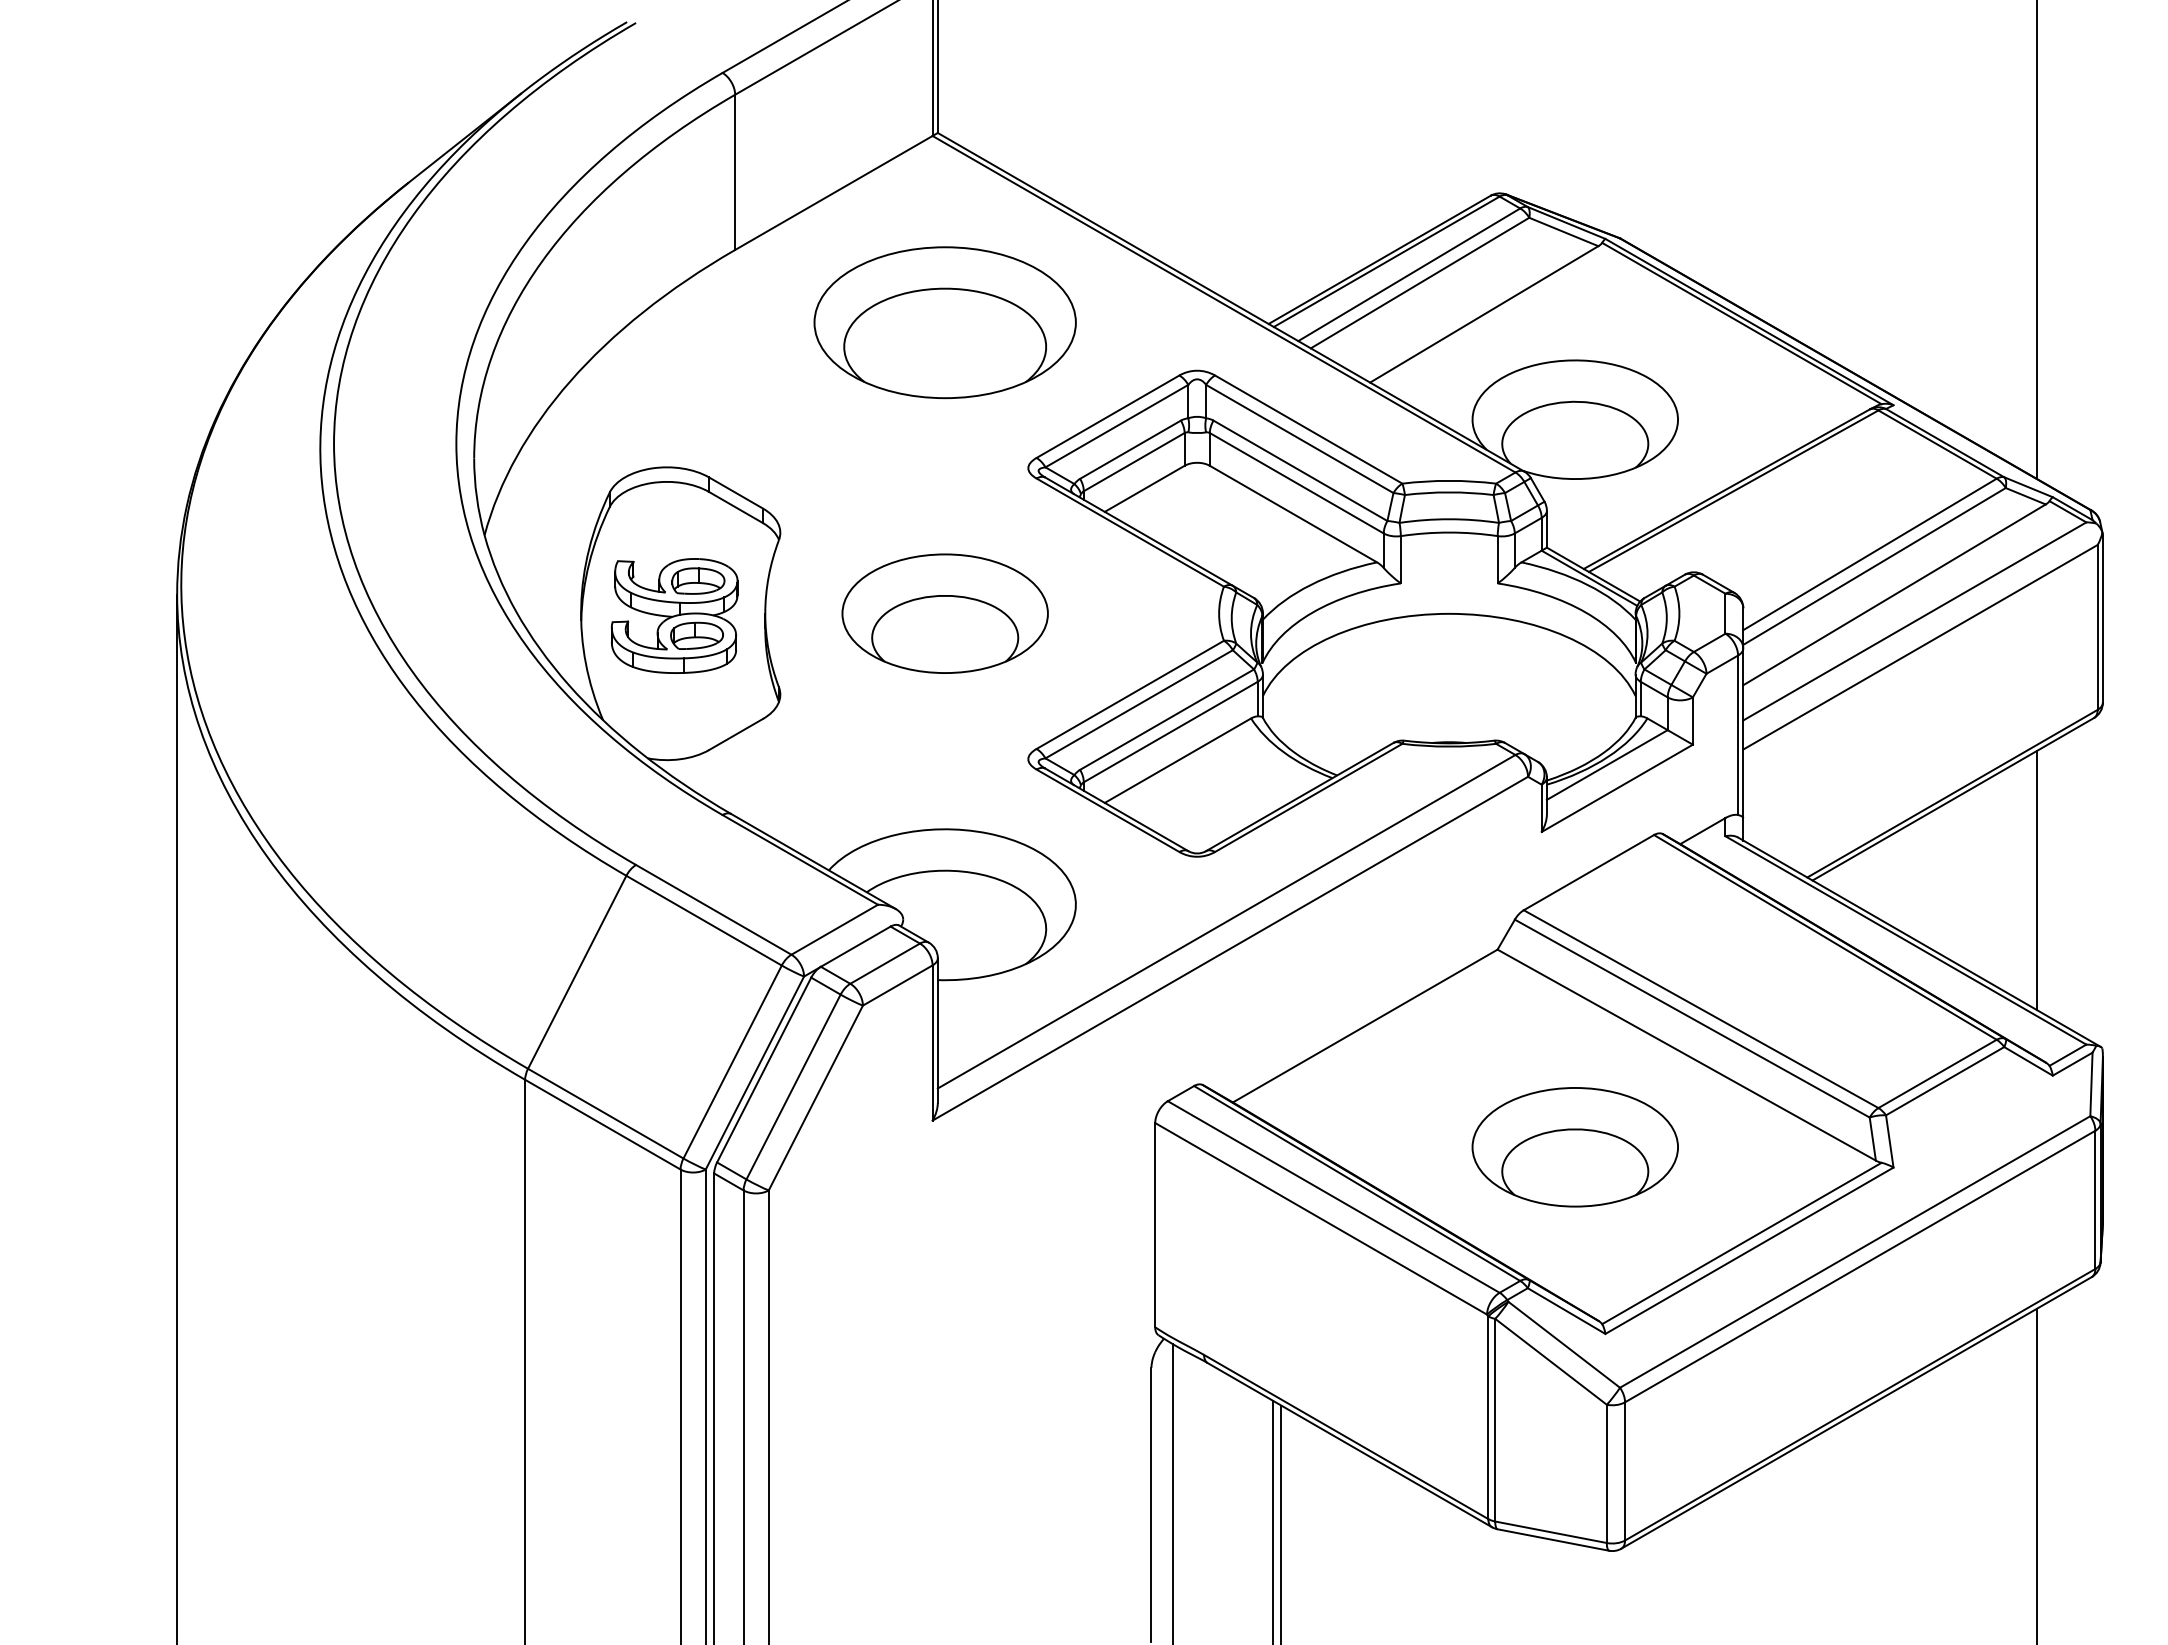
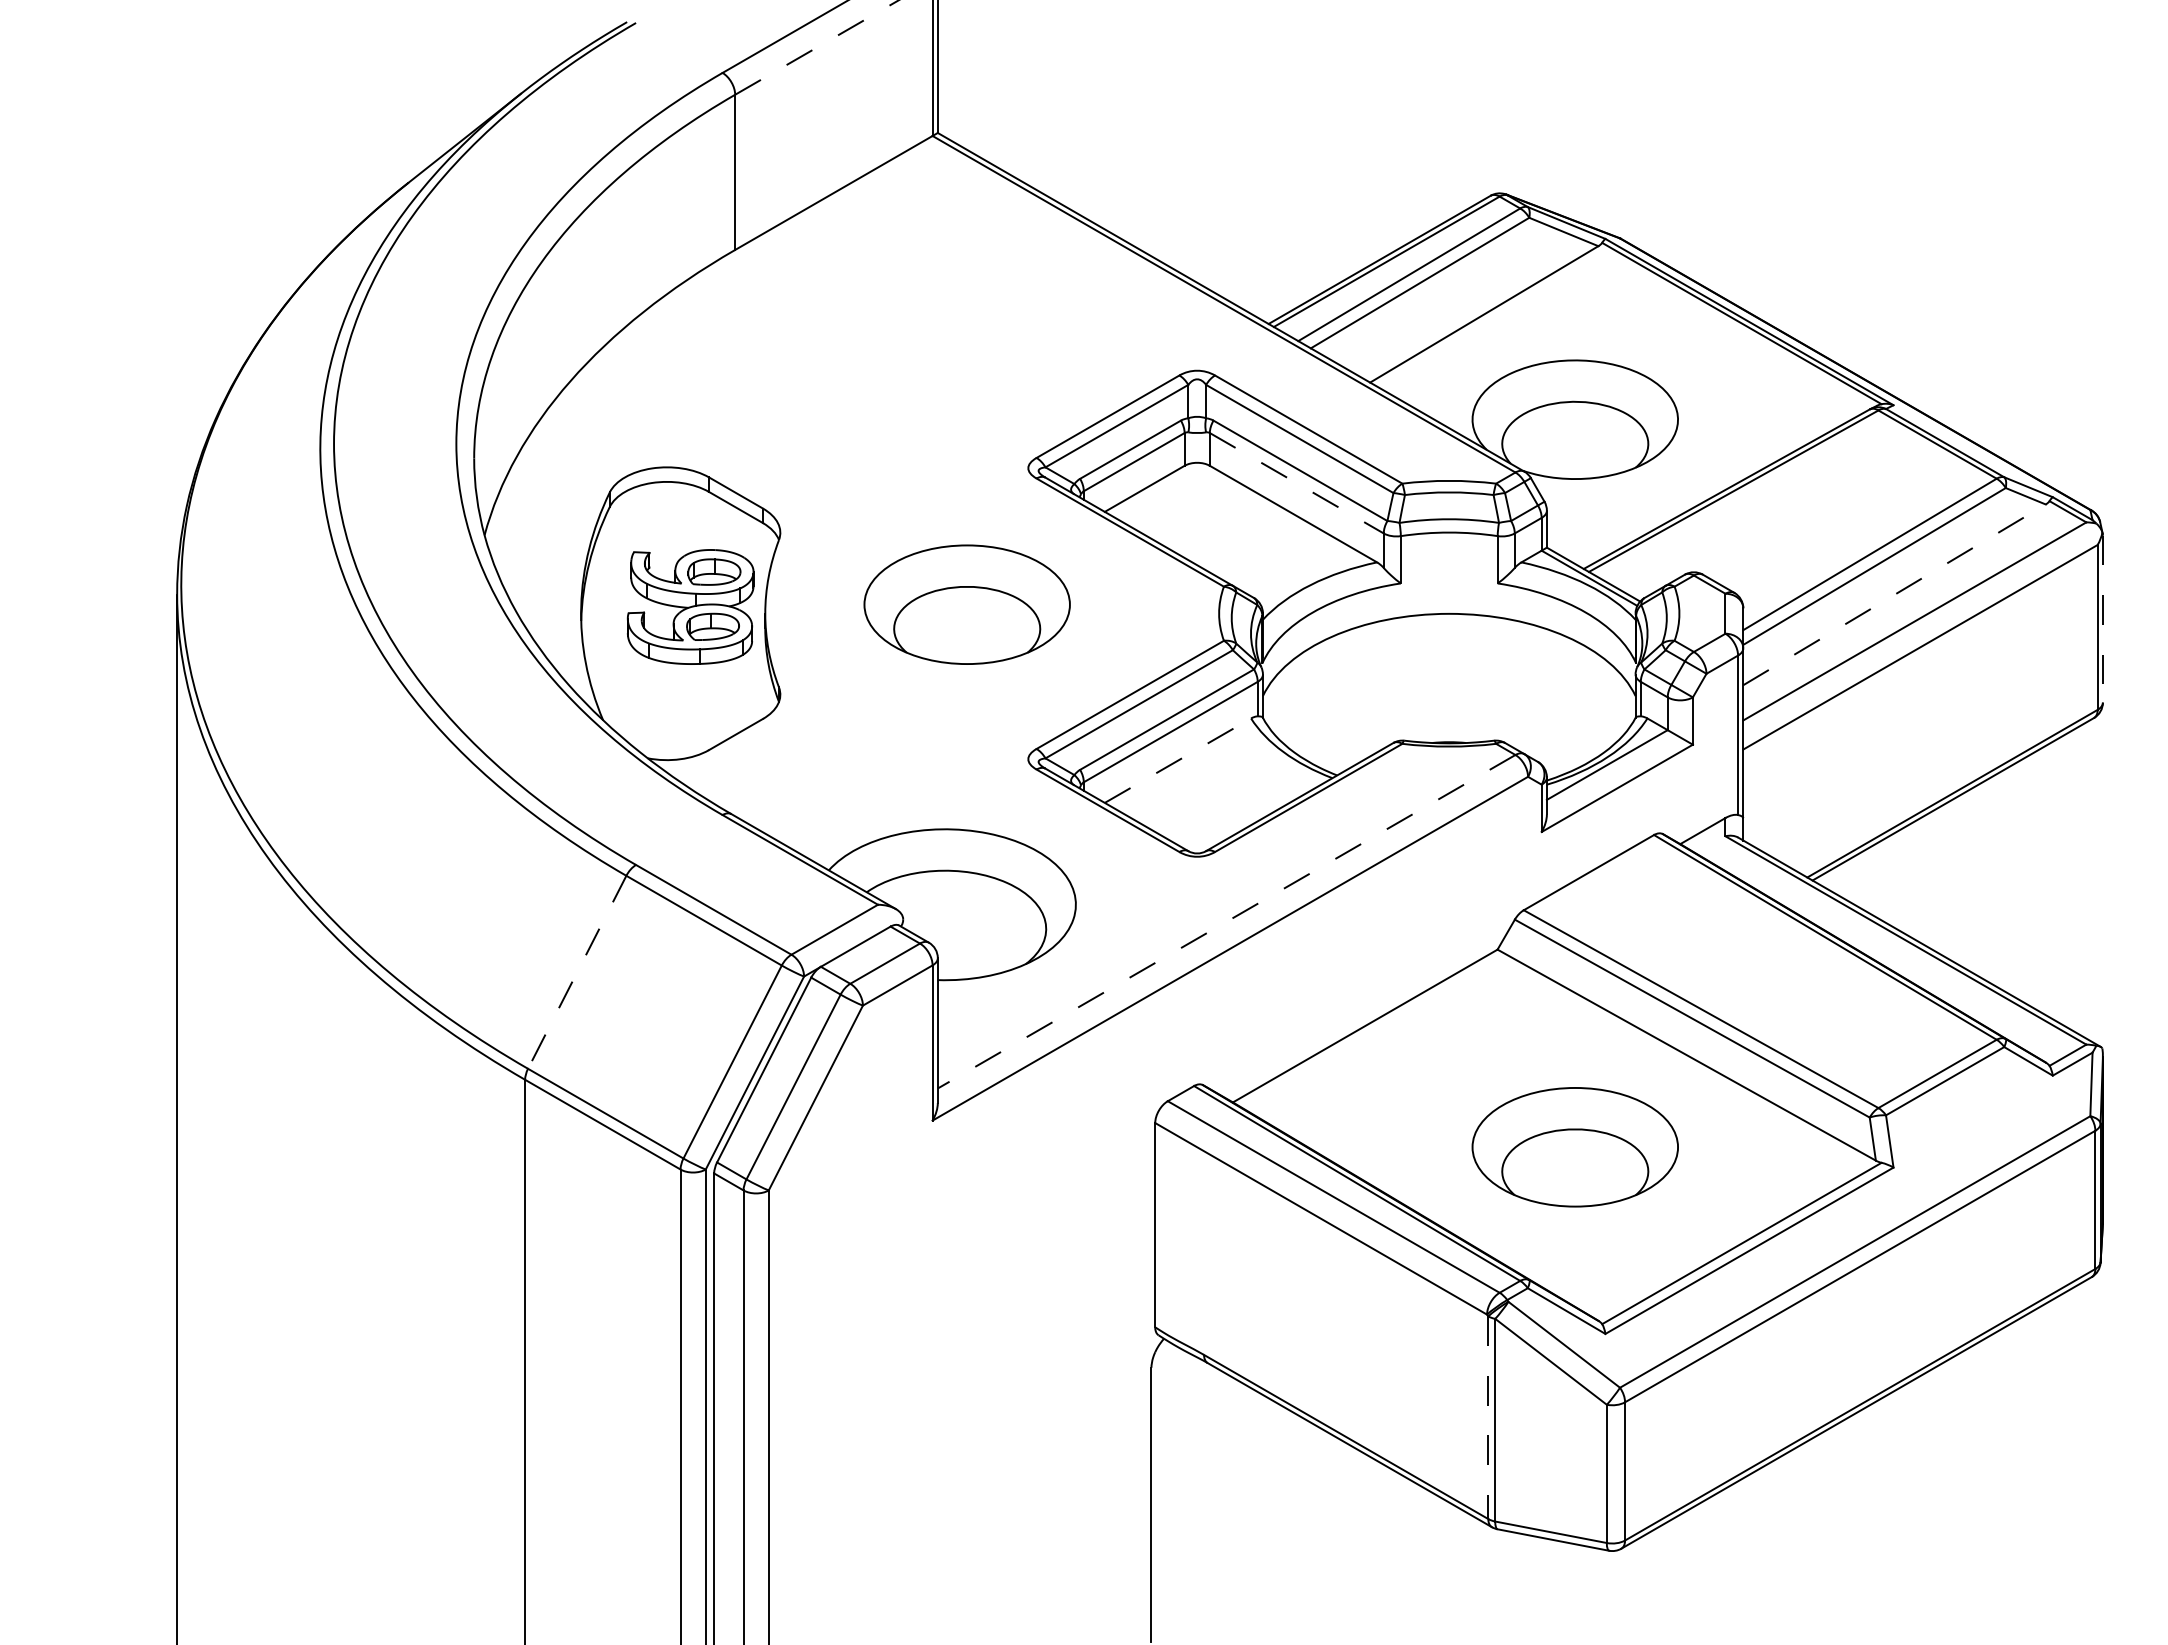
line: solid -> dashed (817, 47)
line: present -> none (2037, 240)
part: present -> none (944, 322)
line: solid -> dashed (1297, 483)
line: solid -> dashed (1894, 594)
part position: (944, 613) -> (966, 604) (966, 604)
part position: (674, 615) -> (690, 606) (690, 606)
line: solid -> dashed (2102, 619)
line: solid -> dashed (1178, 760)
line: present -> none (2037, 880)
line: solid -> dashed (1226, 922)
line: solid -> dashed (577, 972)
line: solid -> dashed (1488, 1418)
line: present -> none (2037, 1474)
line: present -> none (1172, 1492)
line: present -> none (1272, 1520)
line: present -> none (1281, 1523)
